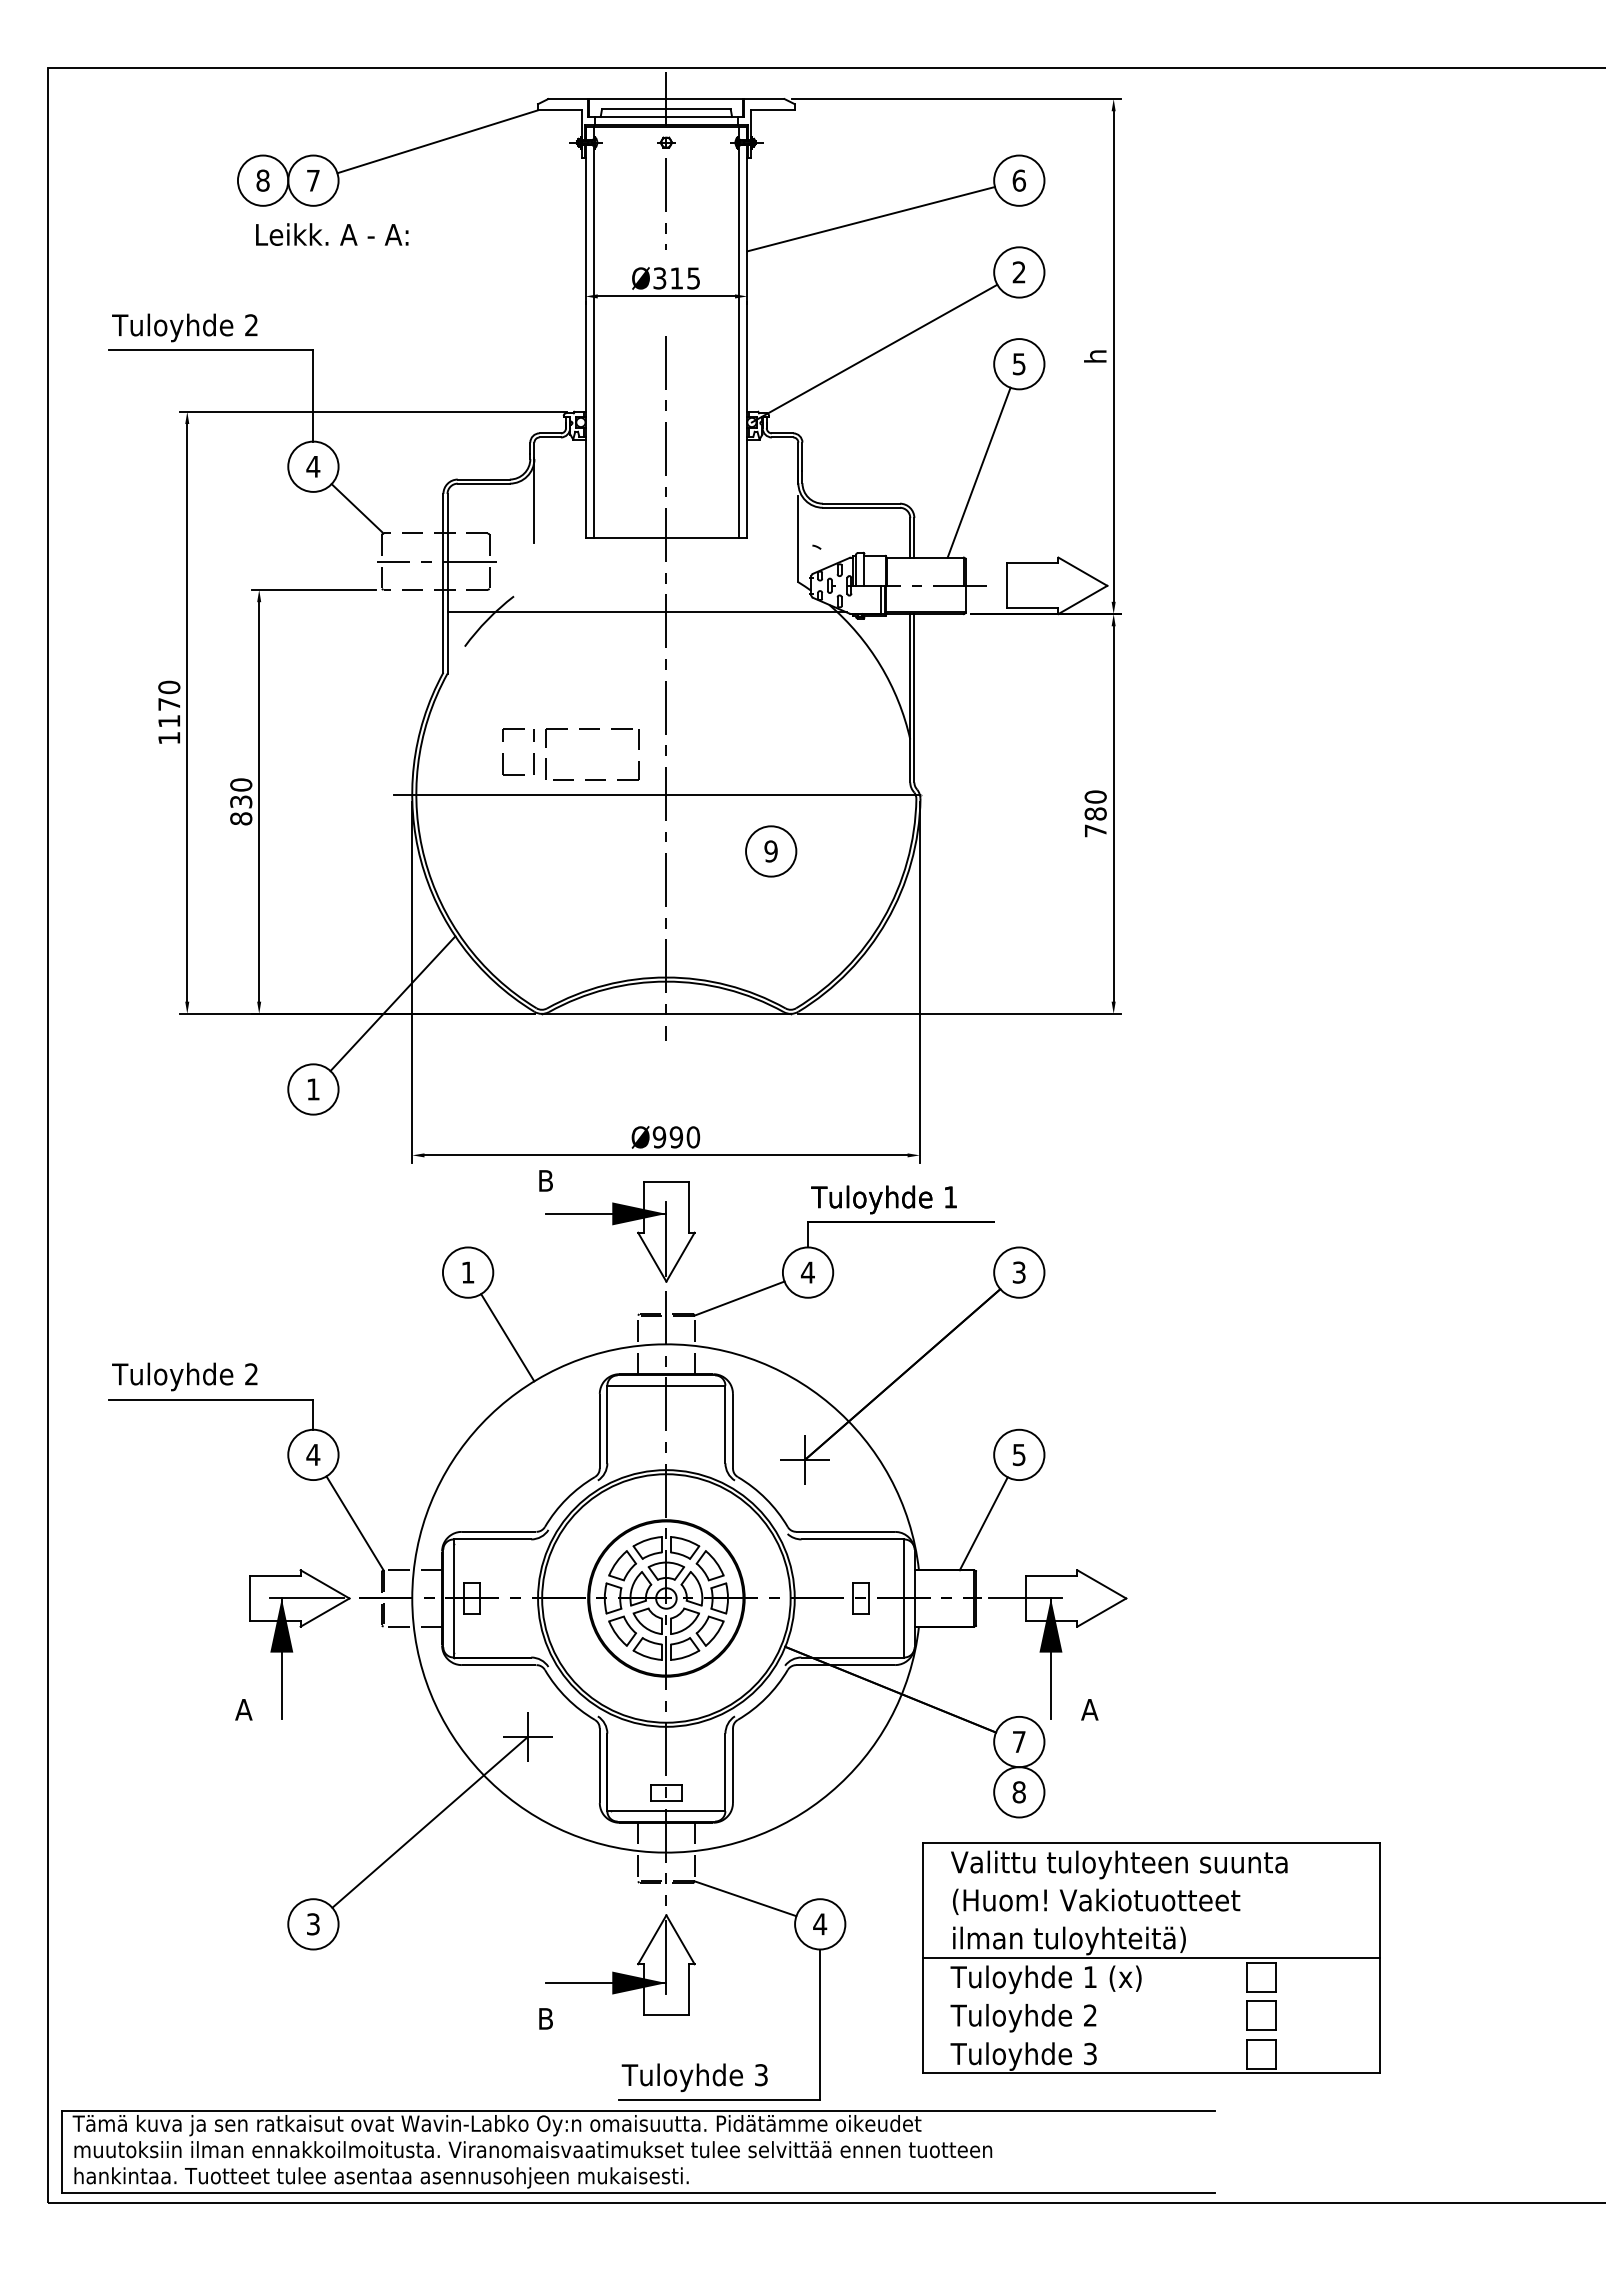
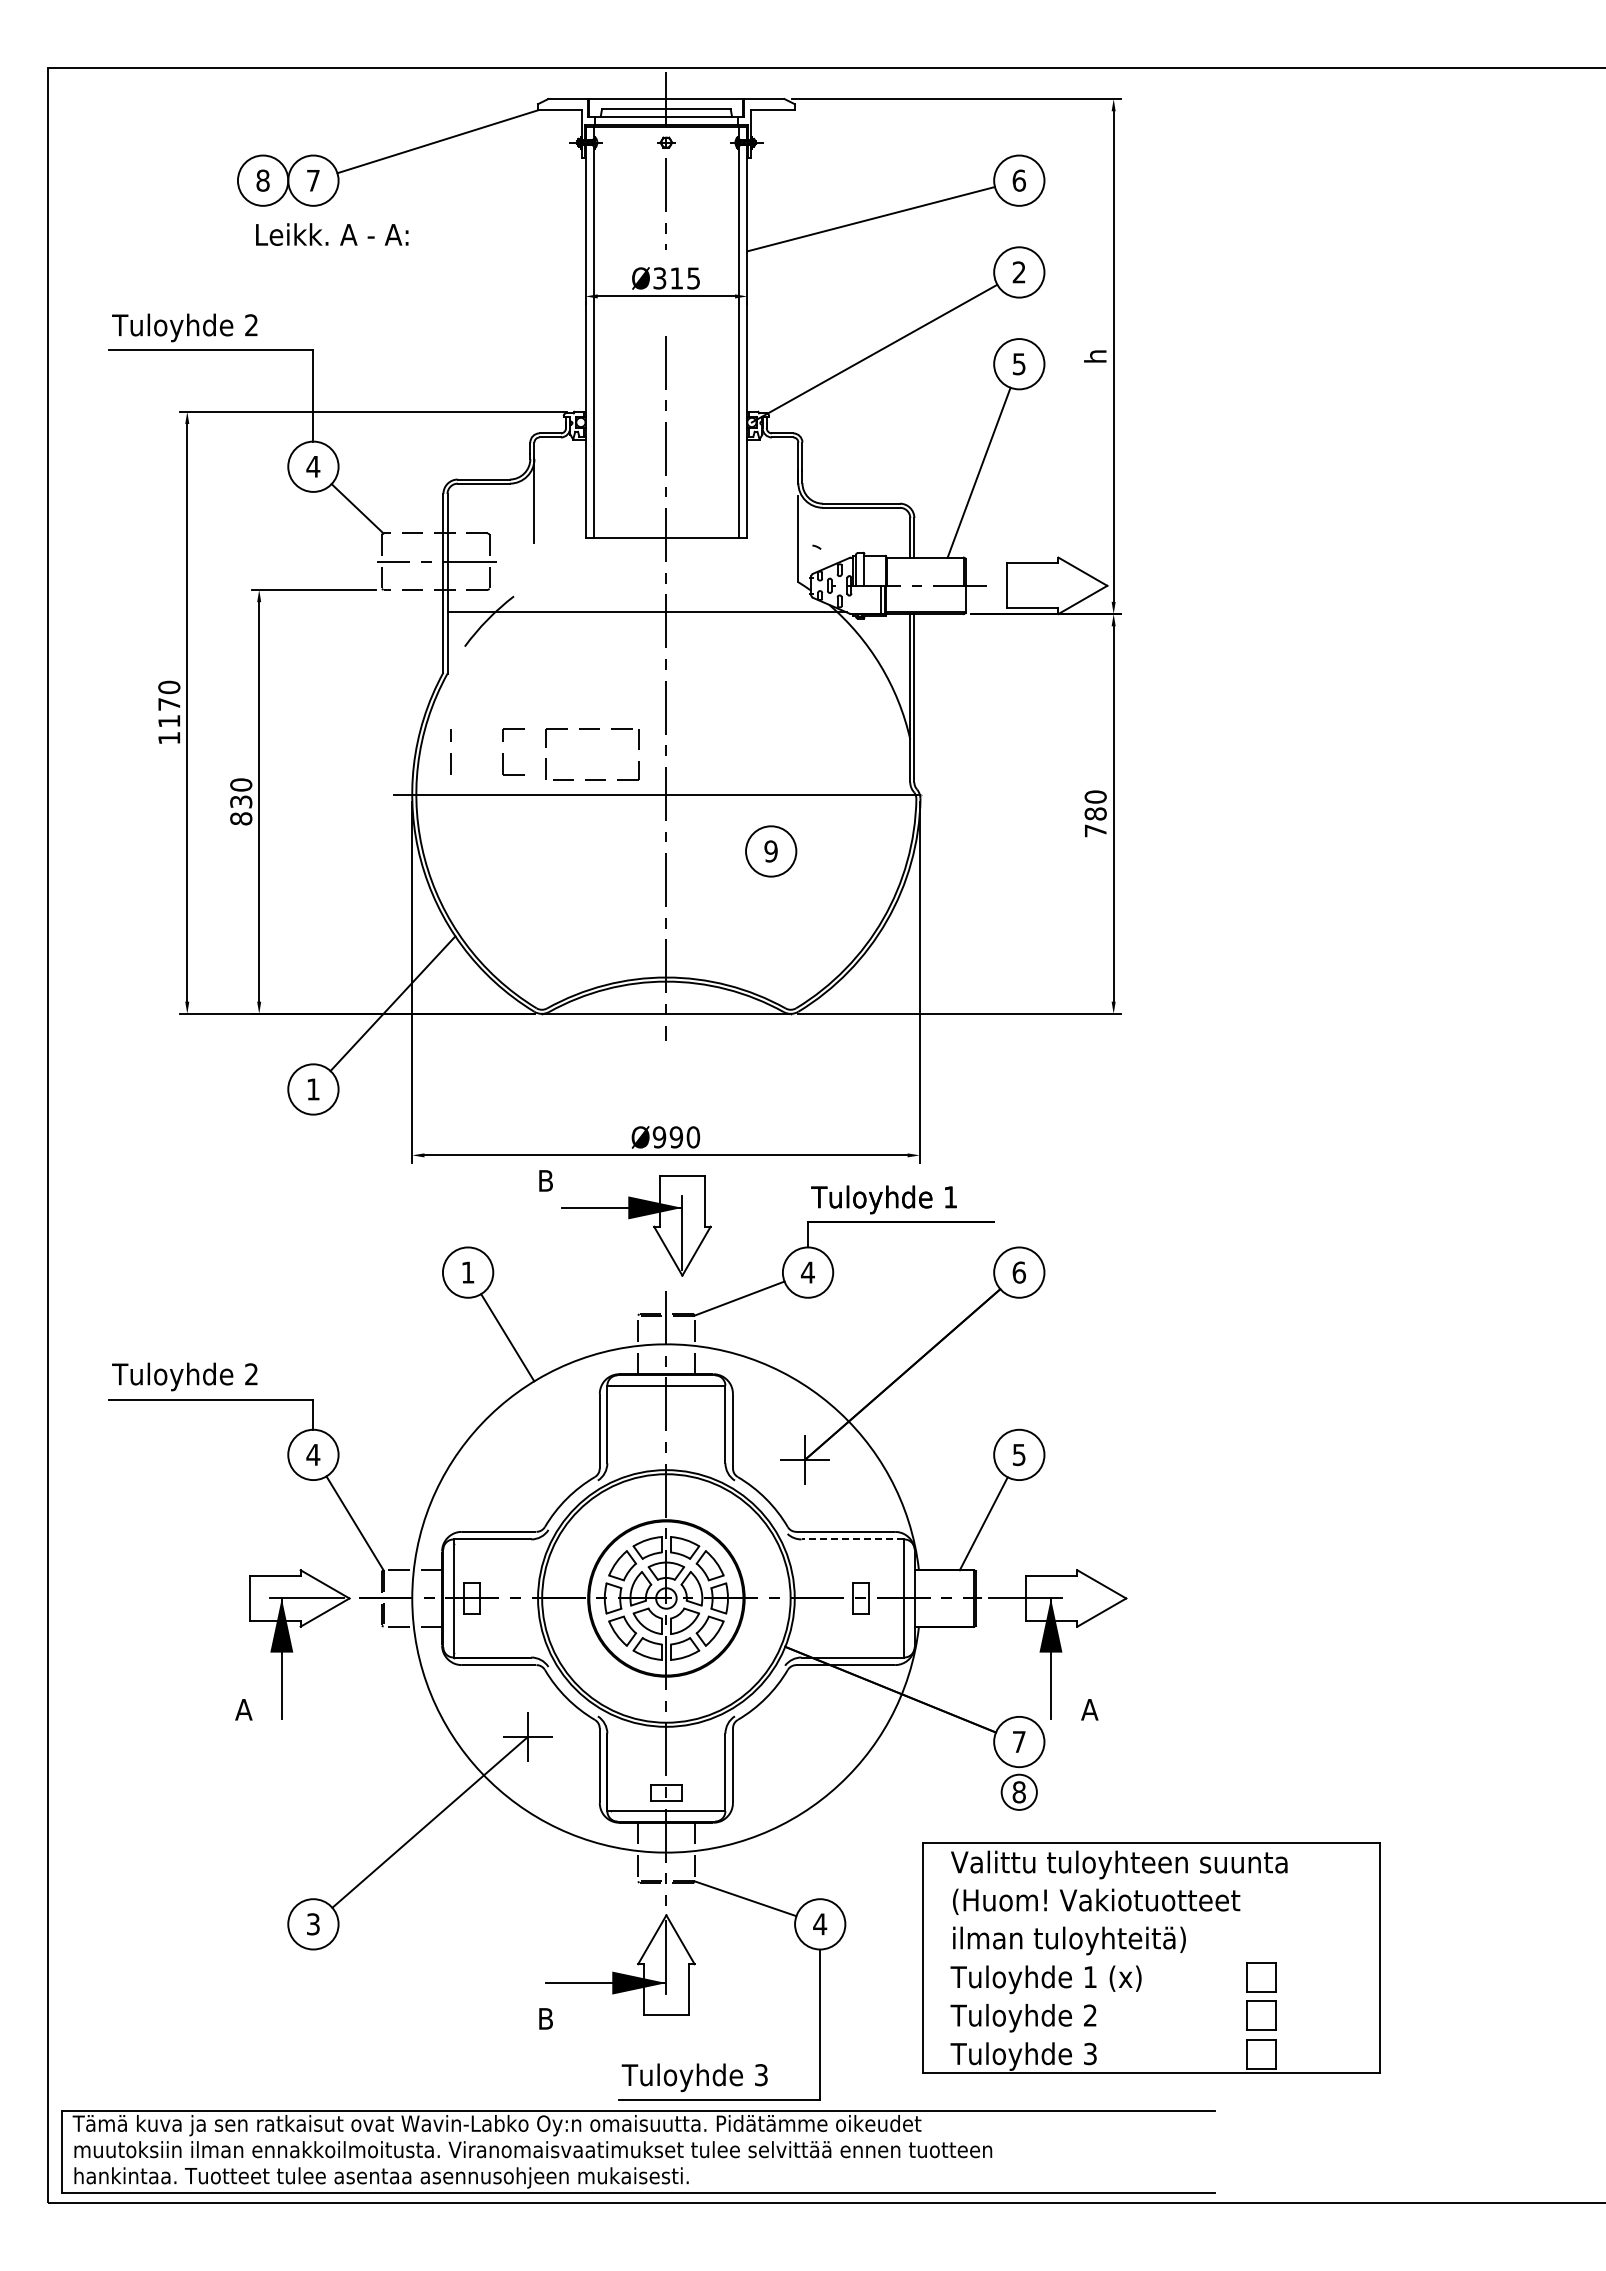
line position: (533, 753) -> (450, 753) (450, 753)
part position: (617, 1224) -> (633, 1218) (633, 1218)
text: 3 -> 6 (1019, 1272)
line: solid -> dashed (852, 1539)
circle diameter: 50 px -> 35 px (1018, 1791)
line: present -> none (1151, 1958)
